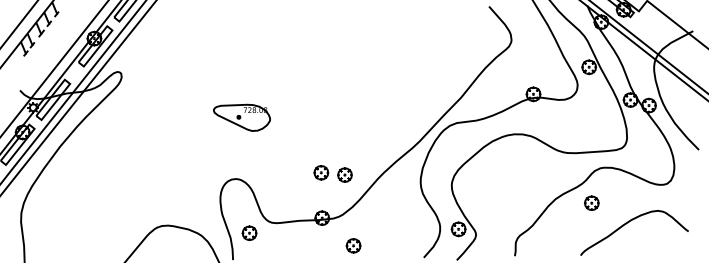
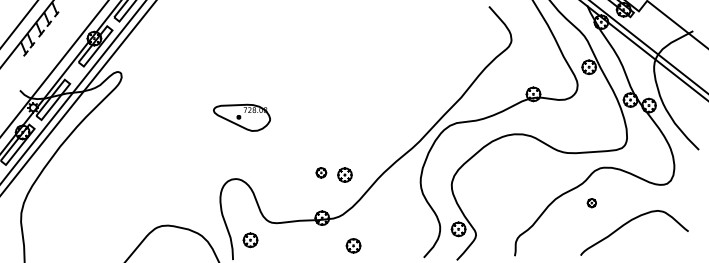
part size: 17x16 px -> 13x12 px (321, 172)
part size: 16x16 px -> 11x11 px (591, 203)
part position: (249, 233) -> (250, 240) (250, 240)
